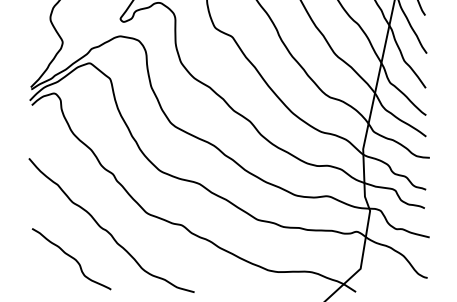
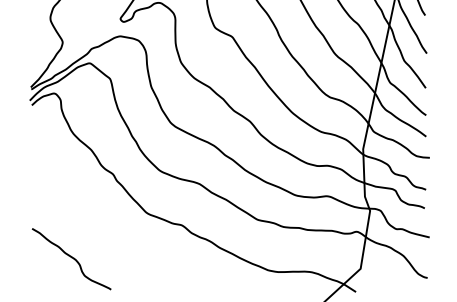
curve: present -> none (106, 229)
